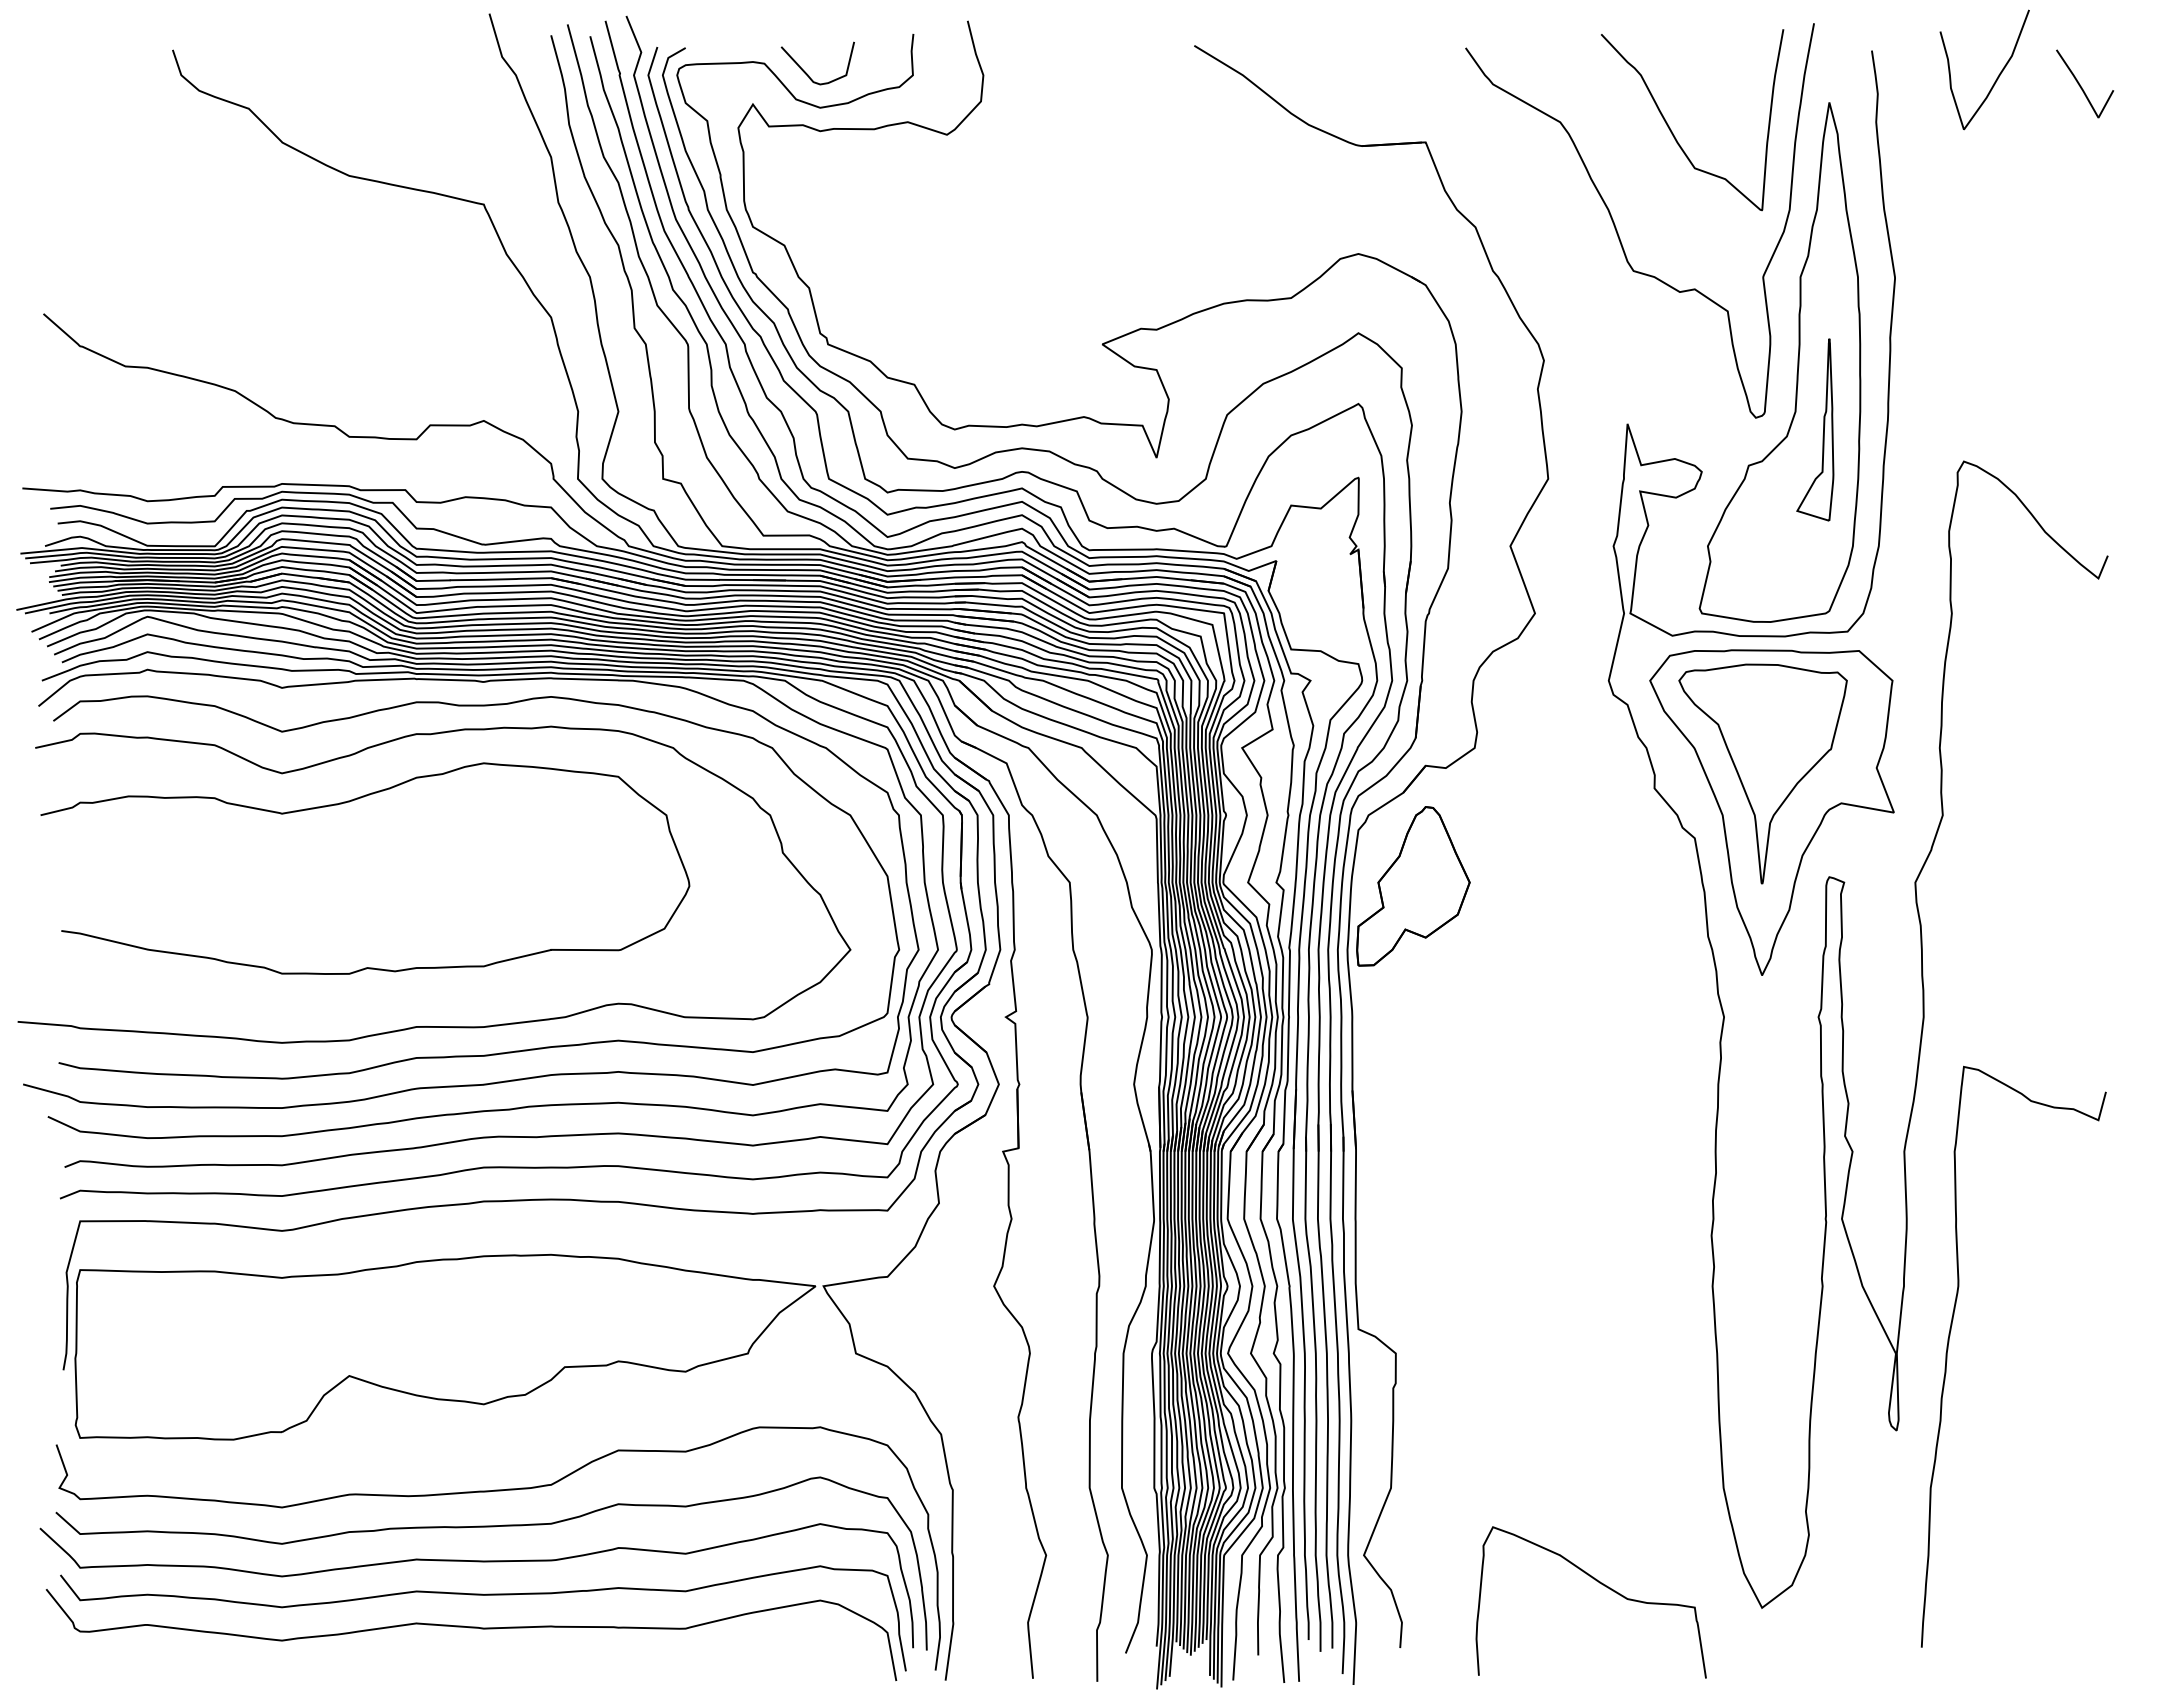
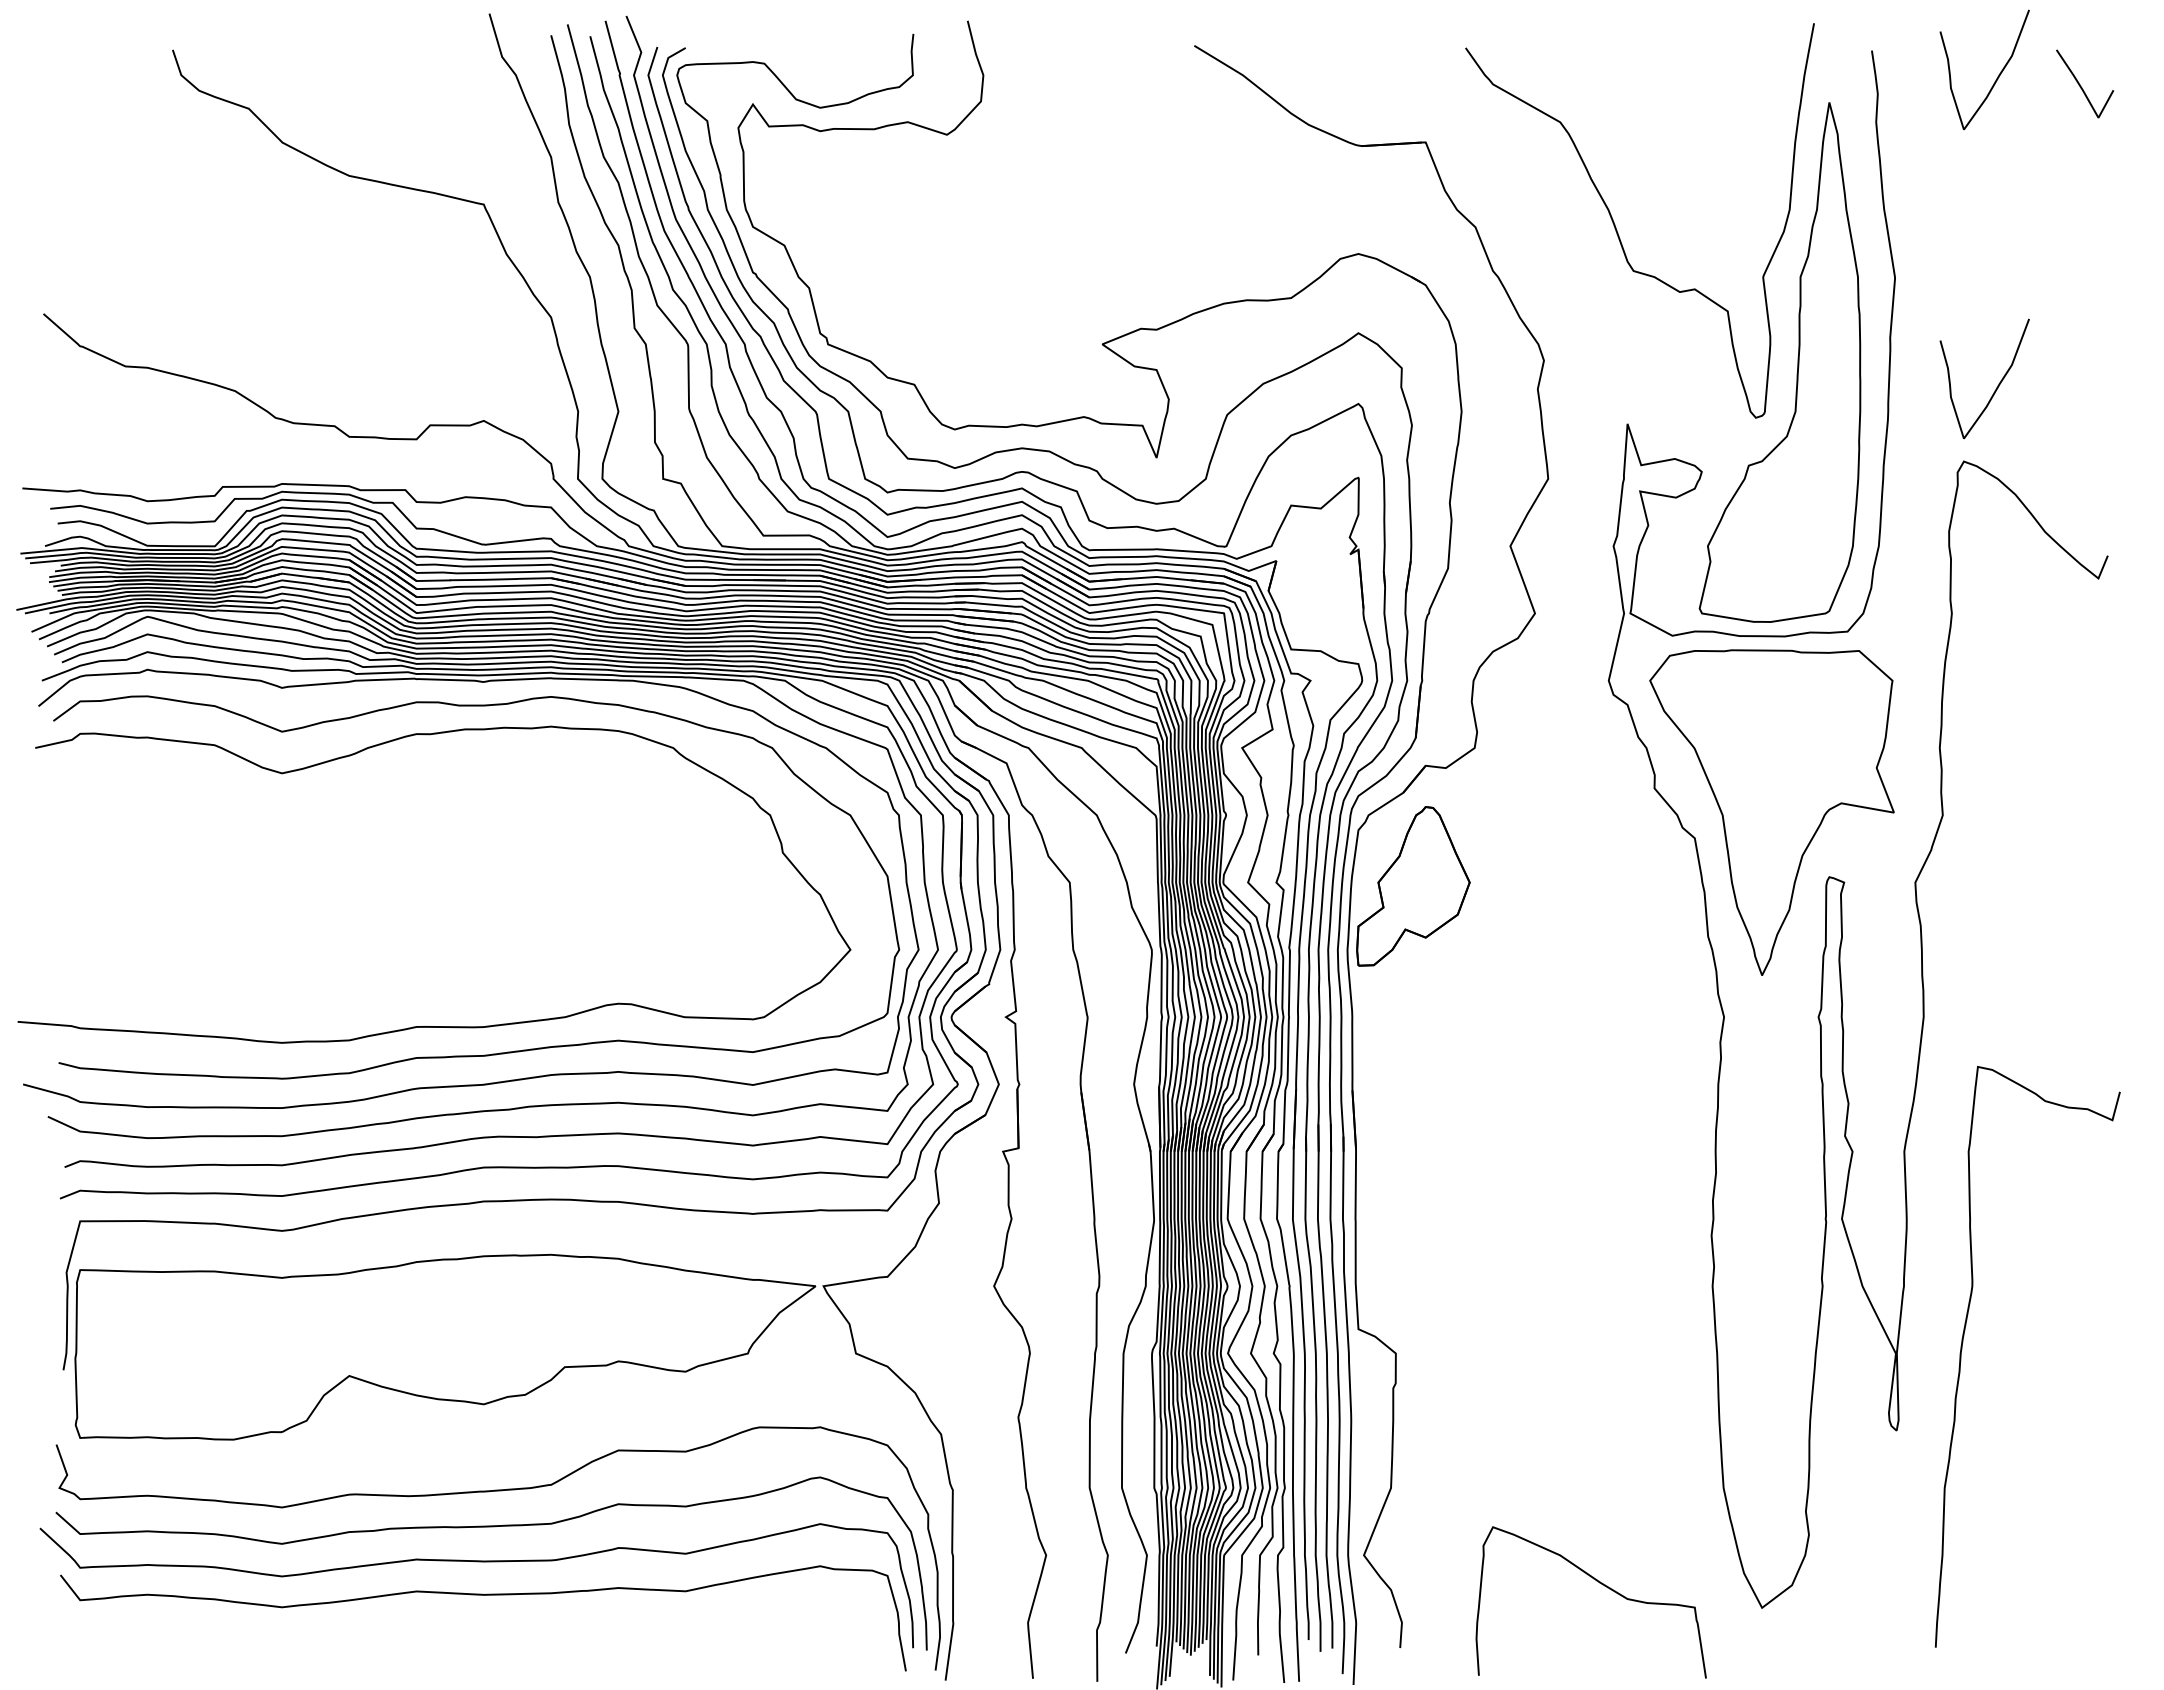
curve: present -> none (807, 73)
curve: present -> none (1672, 131)
curve: none -> present (1997, 385)
part: present -> none (1823, 429)
part: present -> none (1762, 773)
curve: present -> none (349, 802)
curve position: (1948, 1349) -> (1962, 1349) (1962, 1349)
curve: present -> none (471, 1628)
